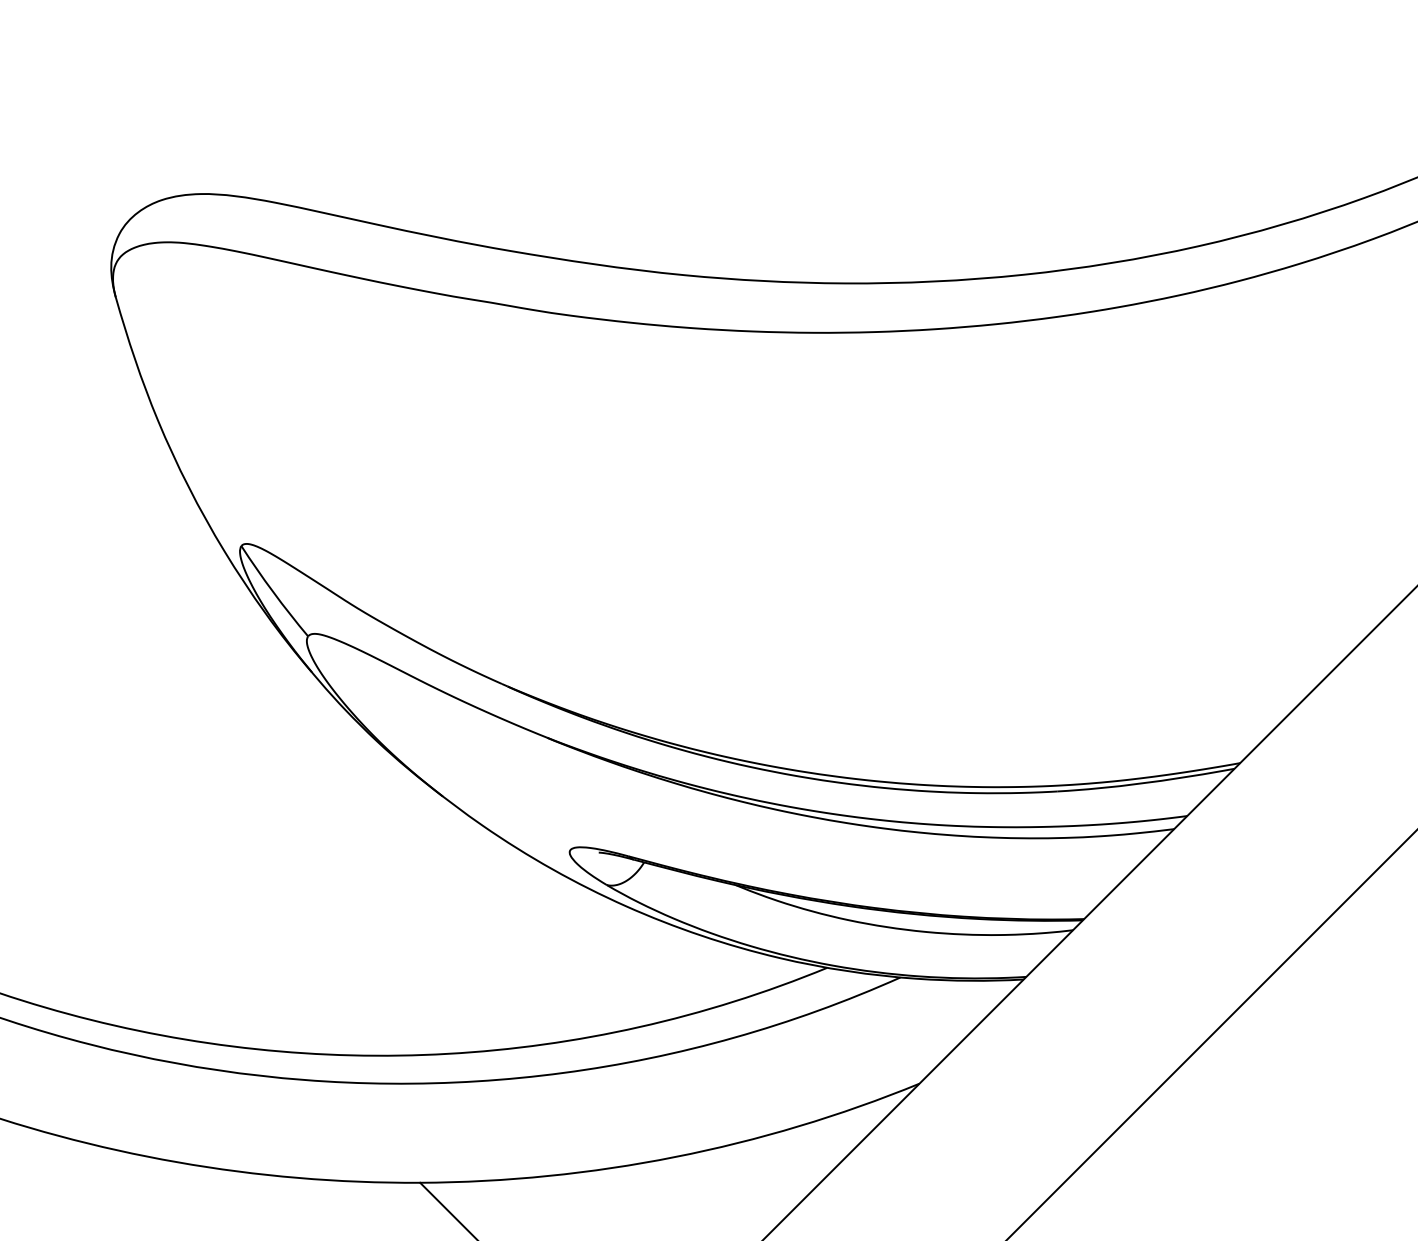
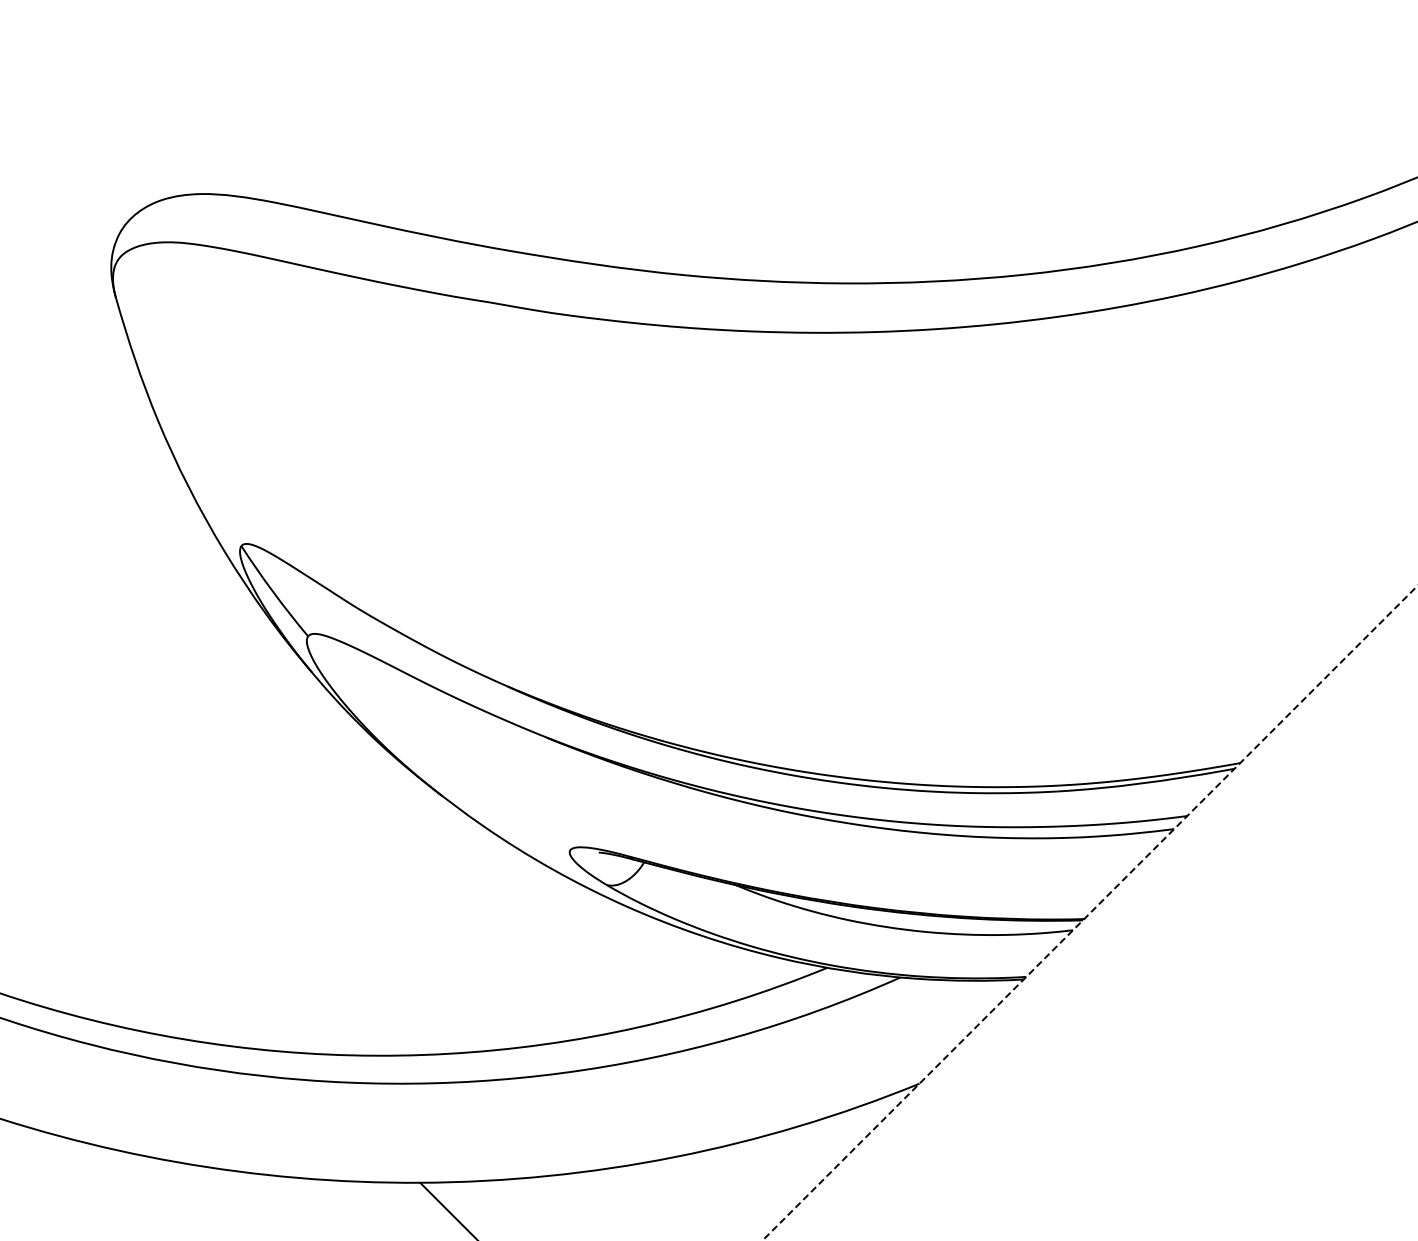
line: solid -> dashed (1090, 913)
line: present -> none (1211, 1034)
